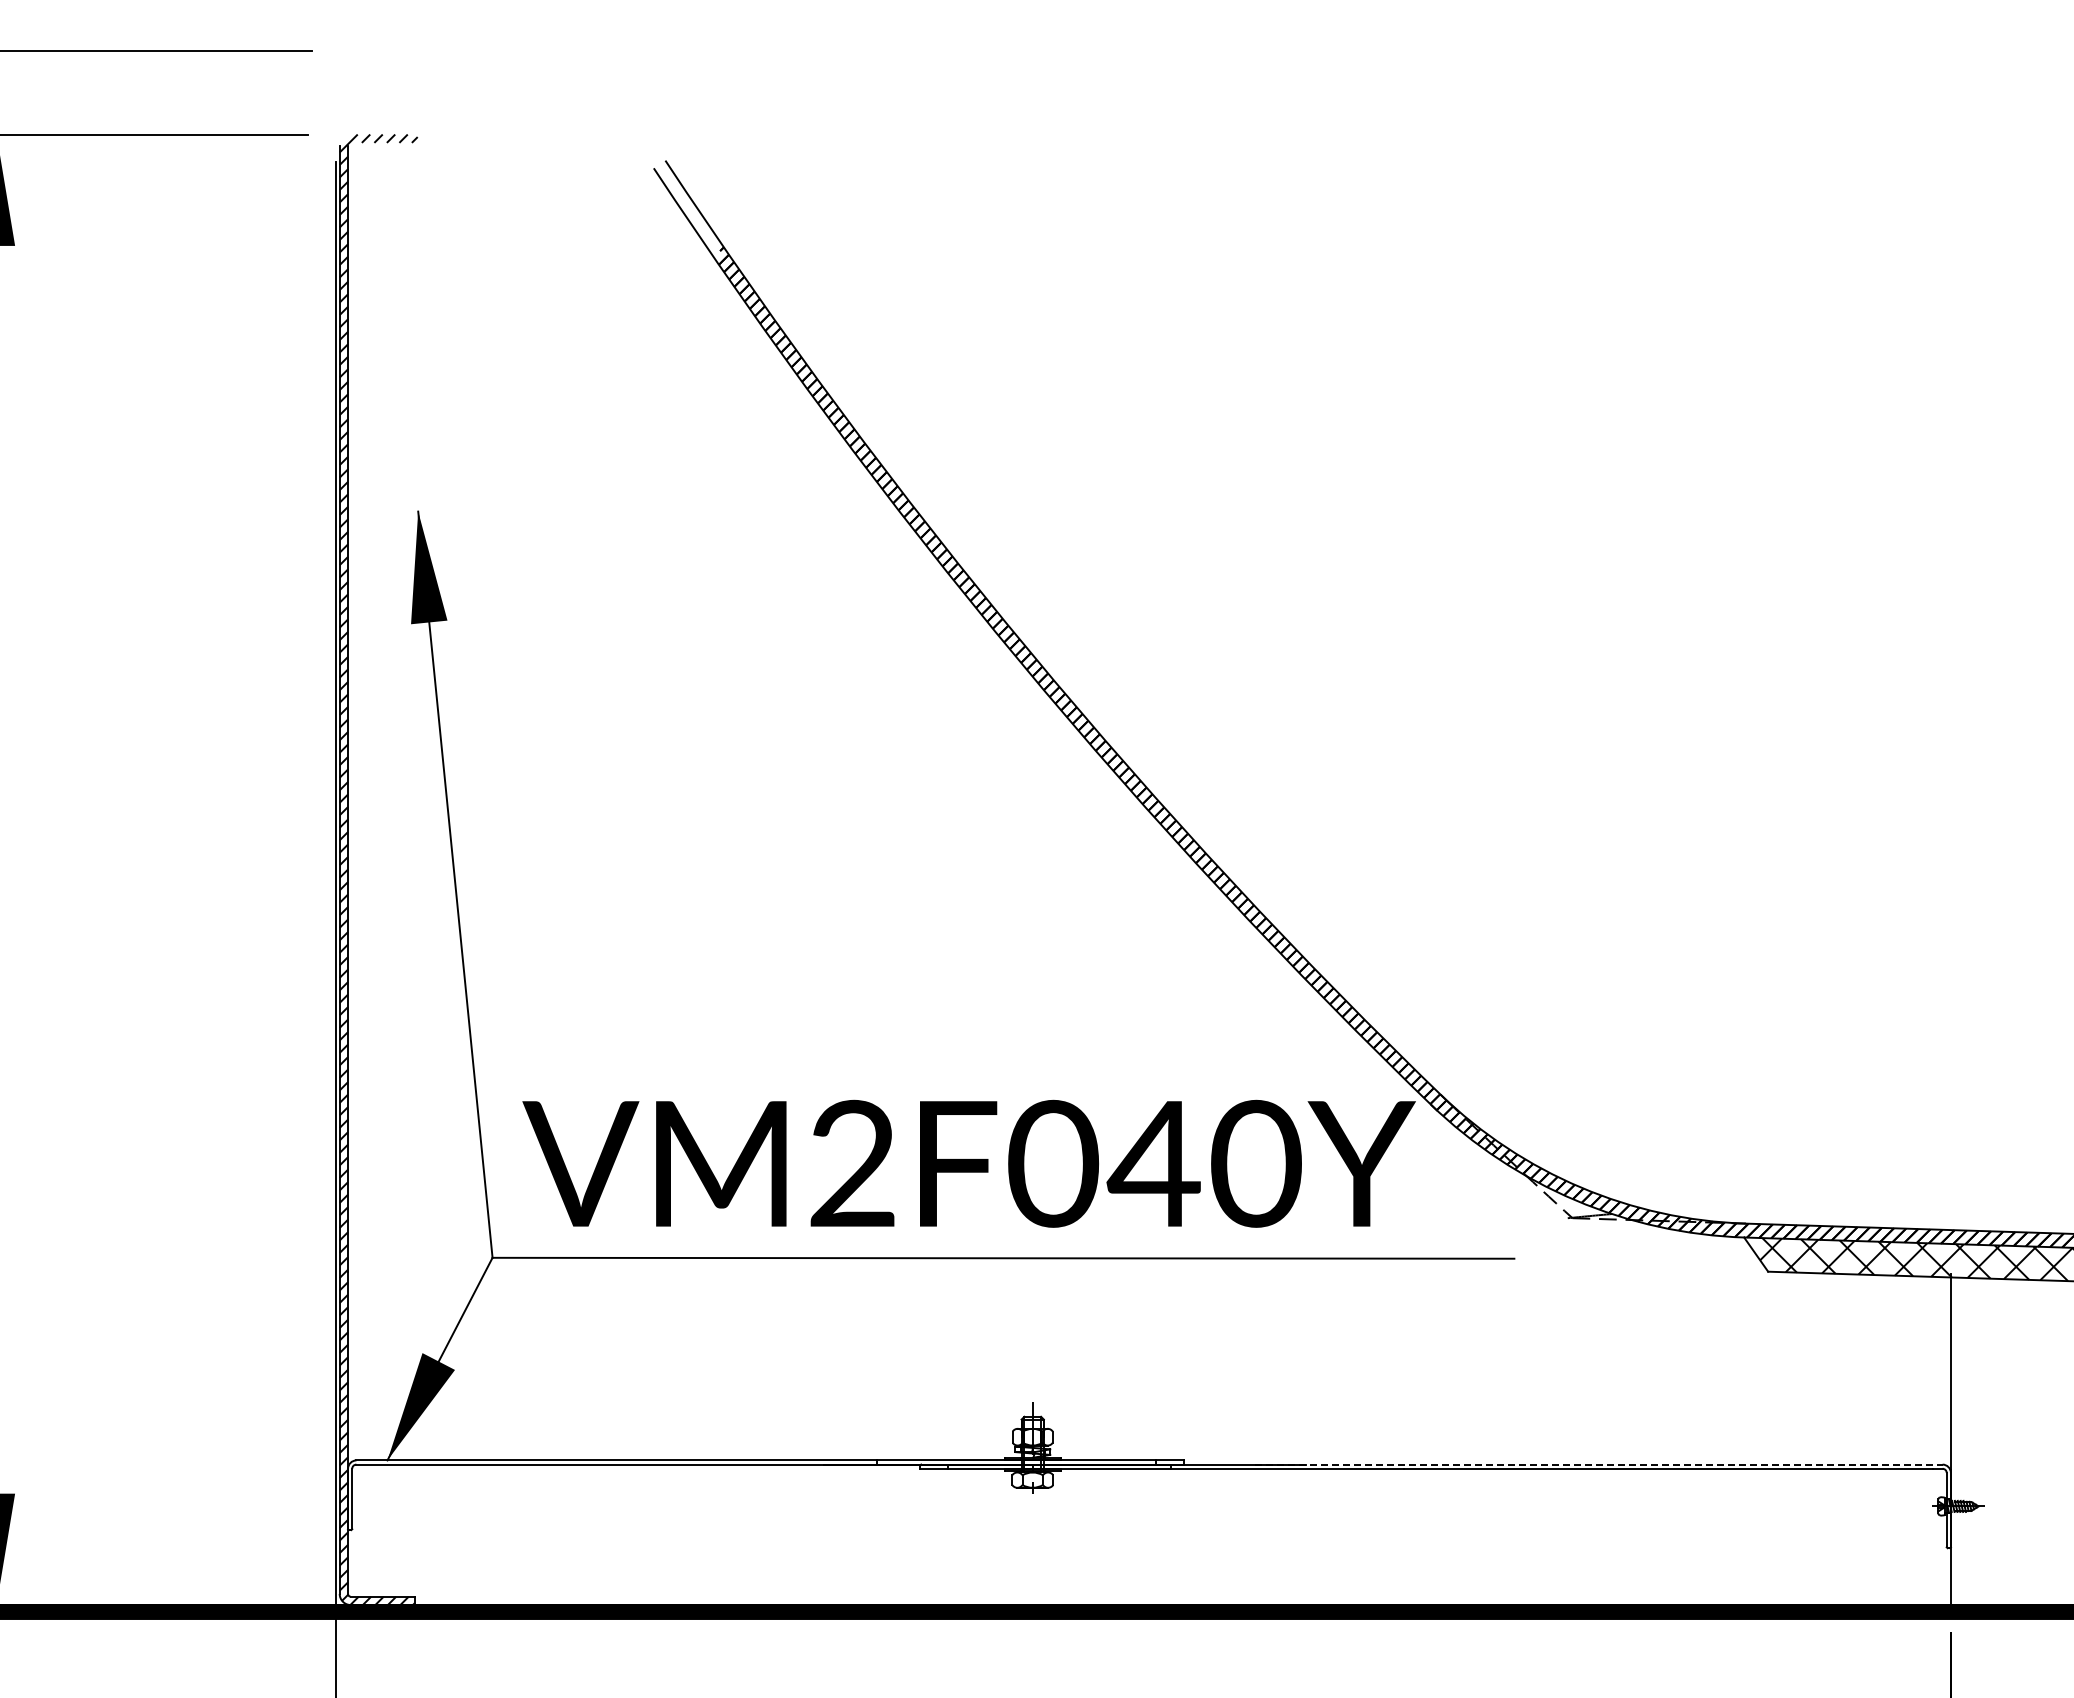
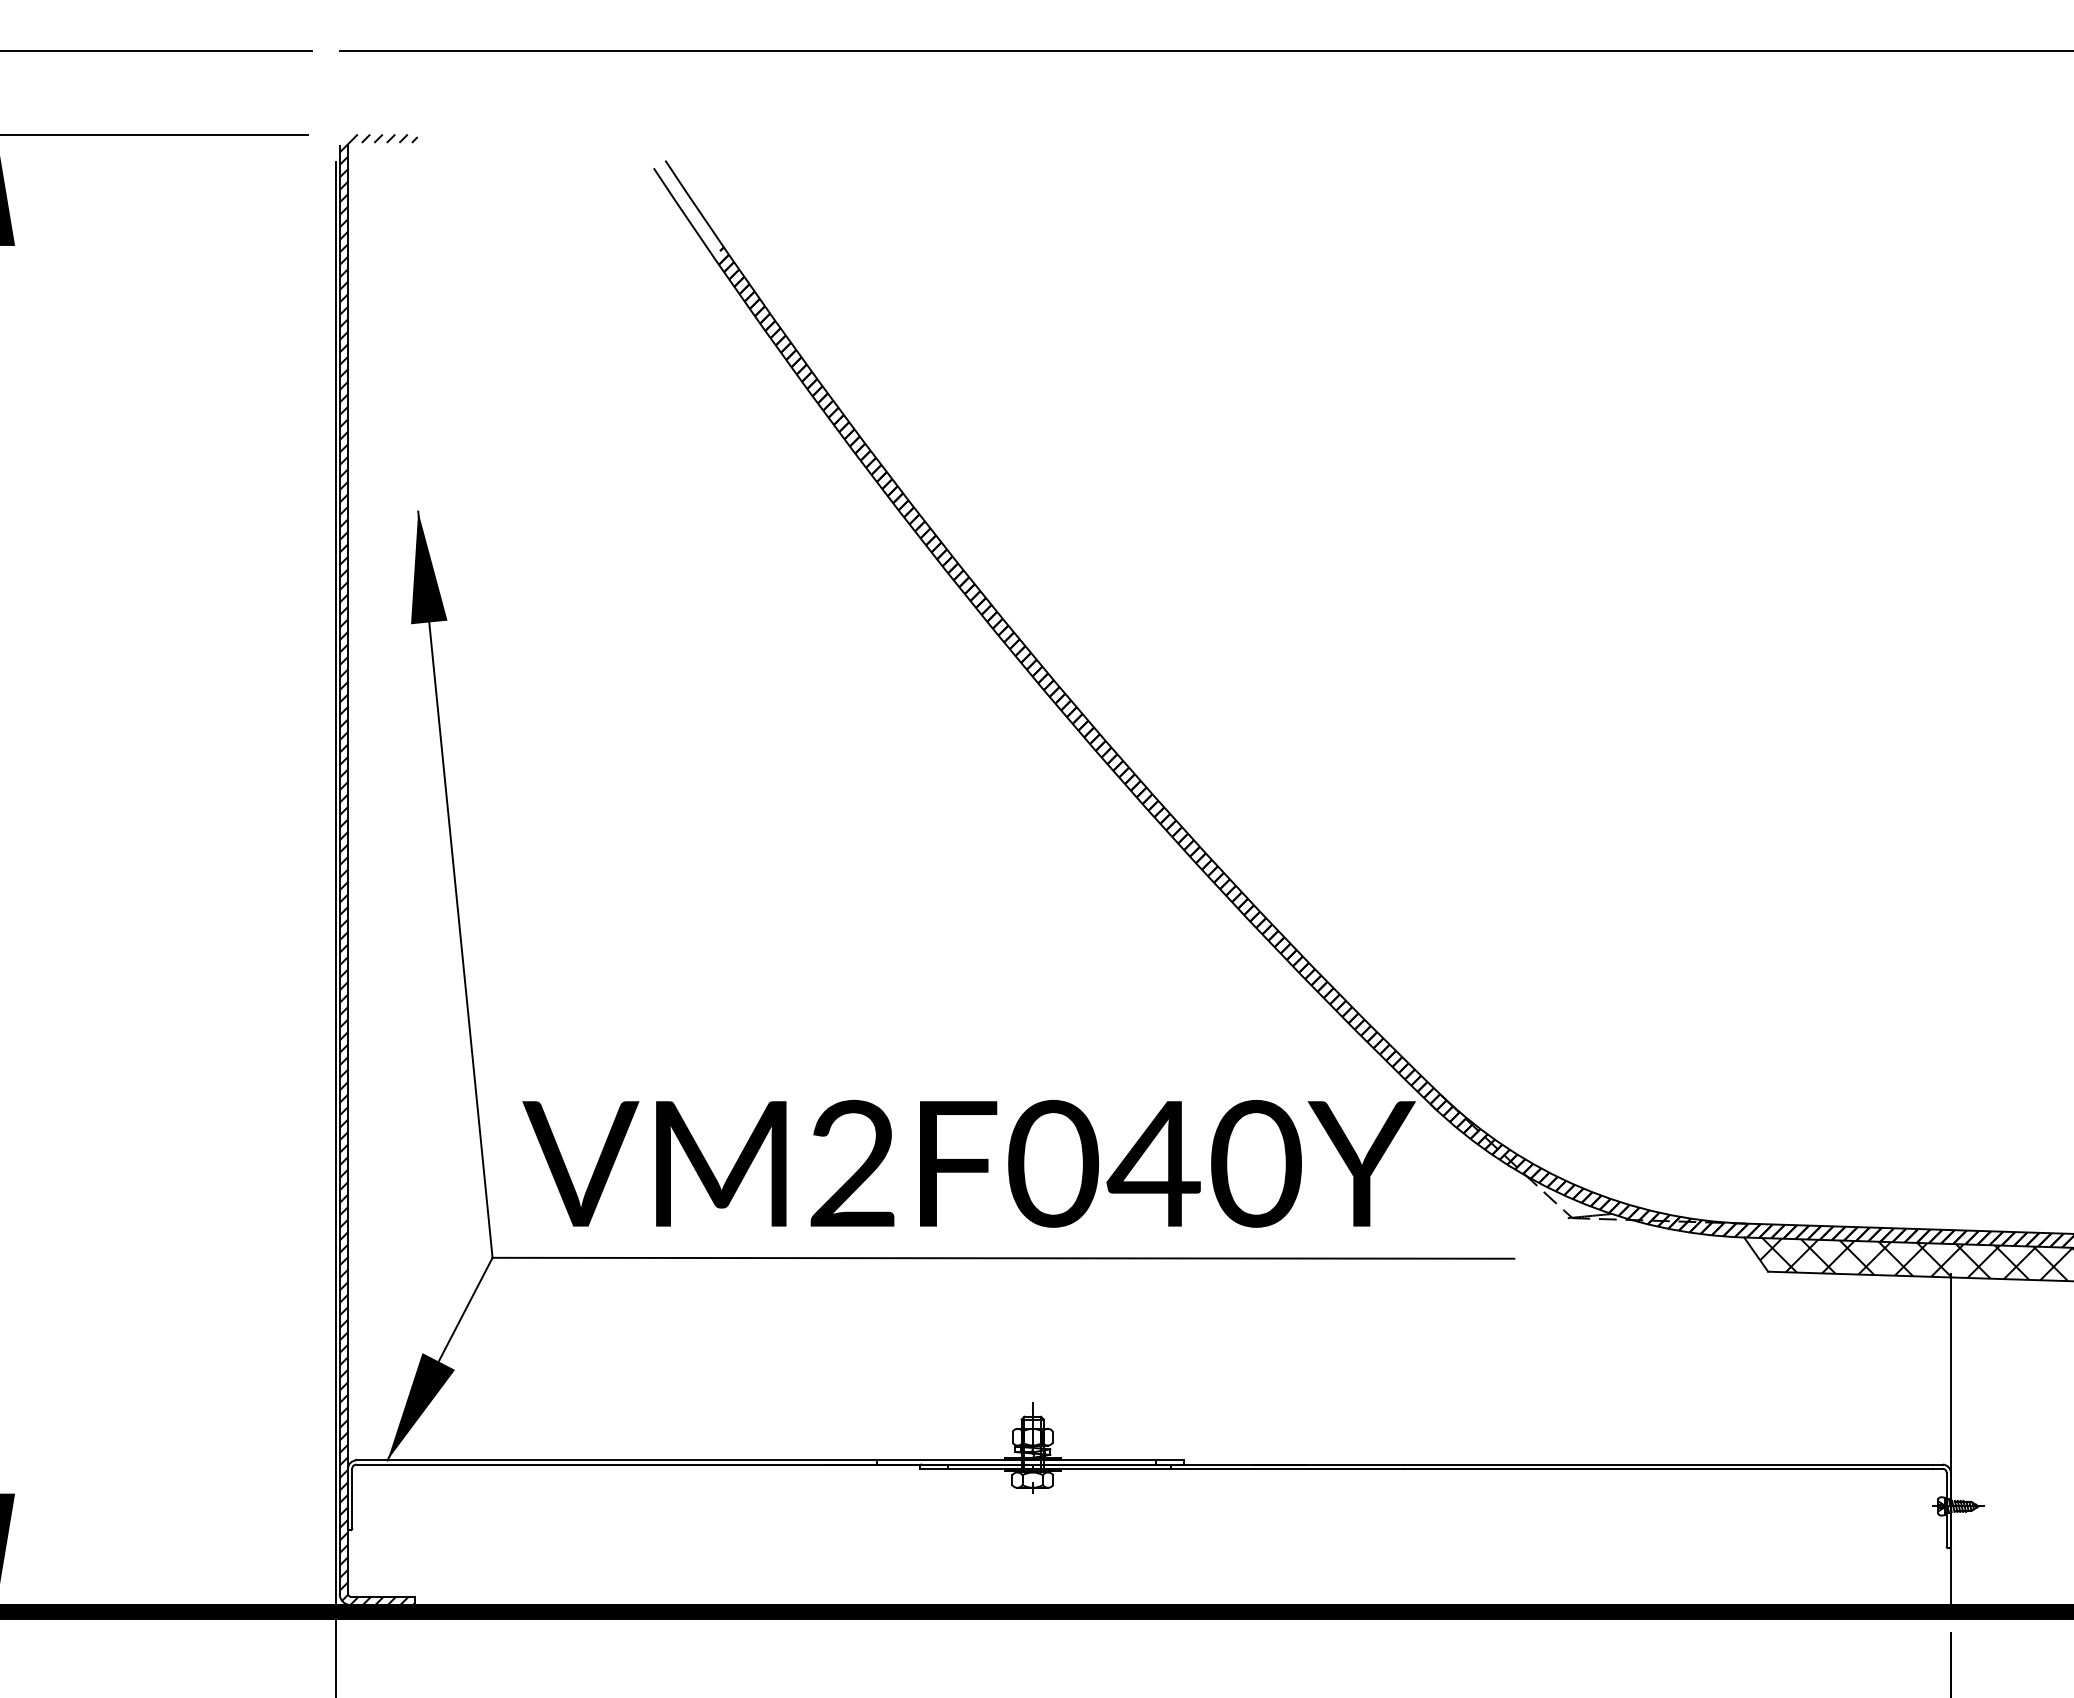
line: none -> present (1204, 50)
line: dashed -> solid (1598, 1464)
